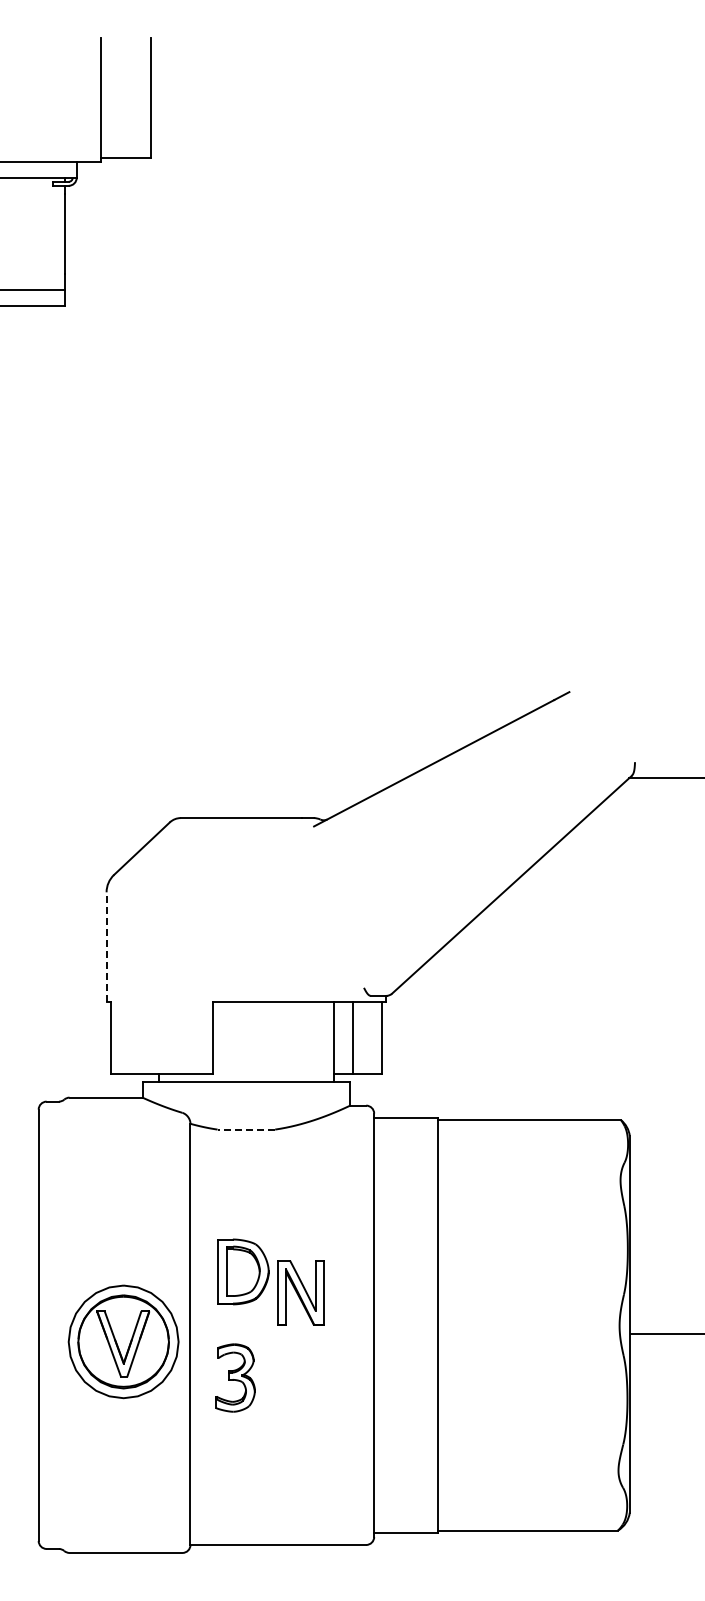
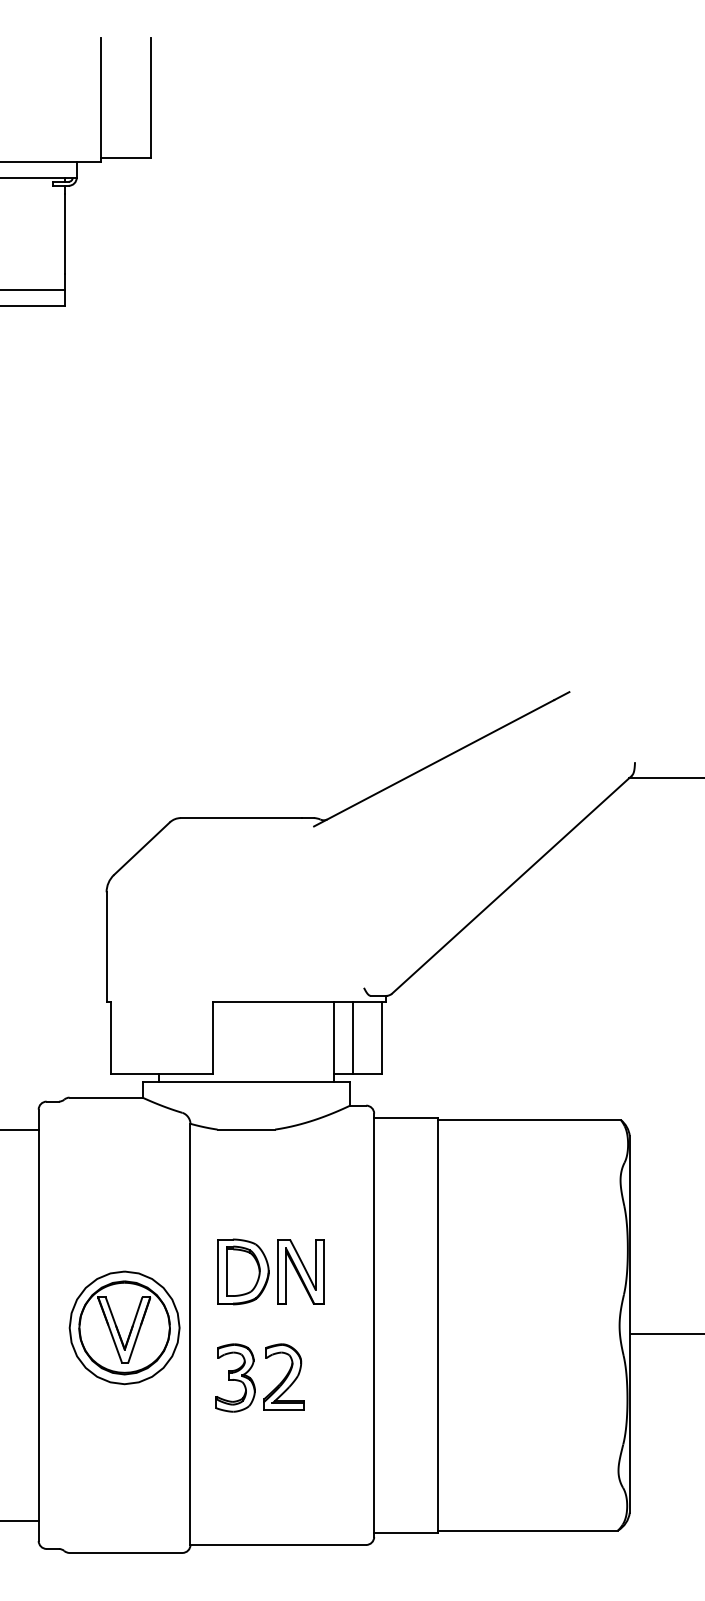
line: dashed -> solid (106, 947)
line: none -> present (20, 1129)
line: dashed -> solid (246, 1129)
part position: (300, 1292) -> (300, 1271) (300, 1271)
part position: (123, 1341) -> (124, 1327) (124, 1327)
part: none -> present (283, 1376)
line: none -> present (20, 1521)
